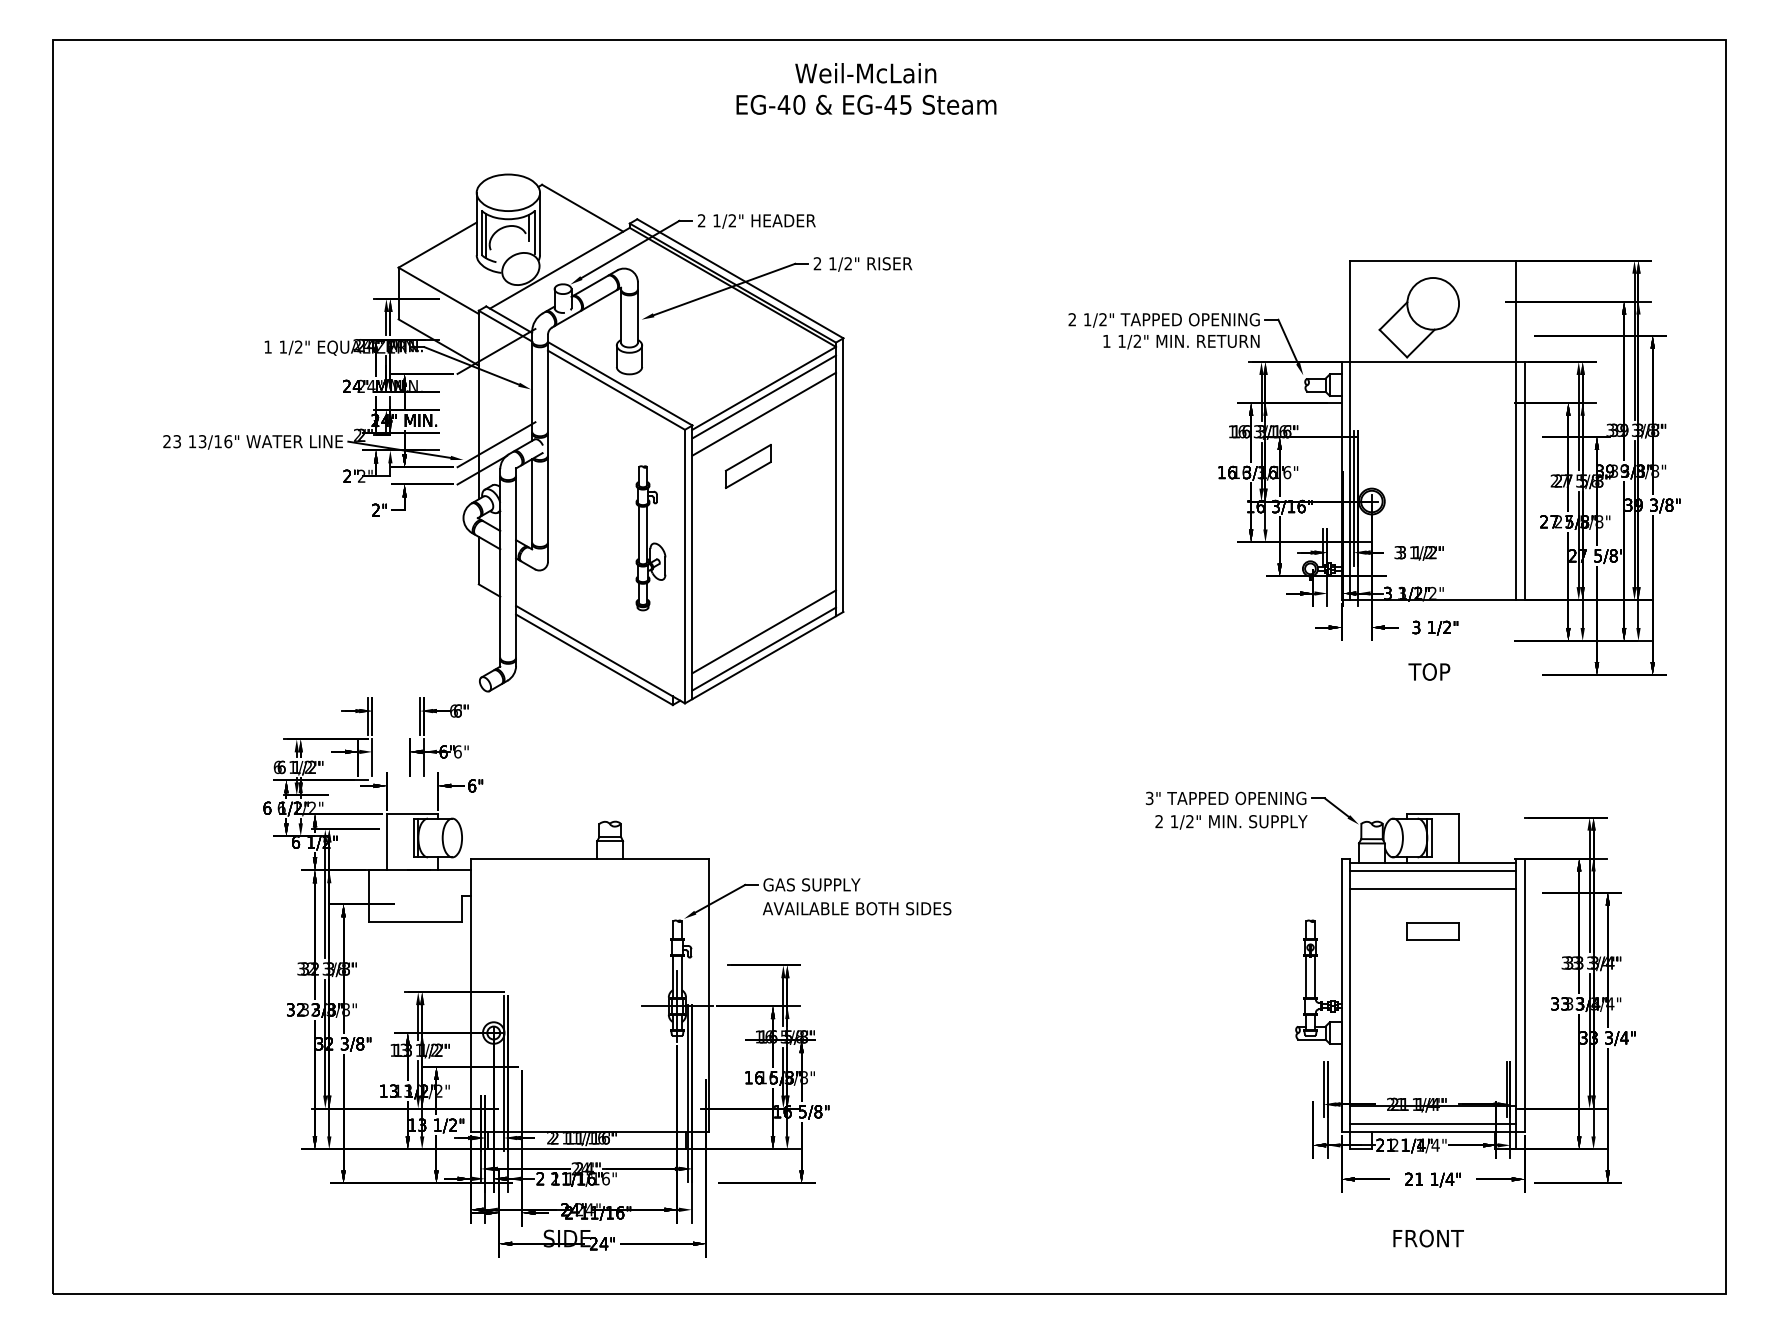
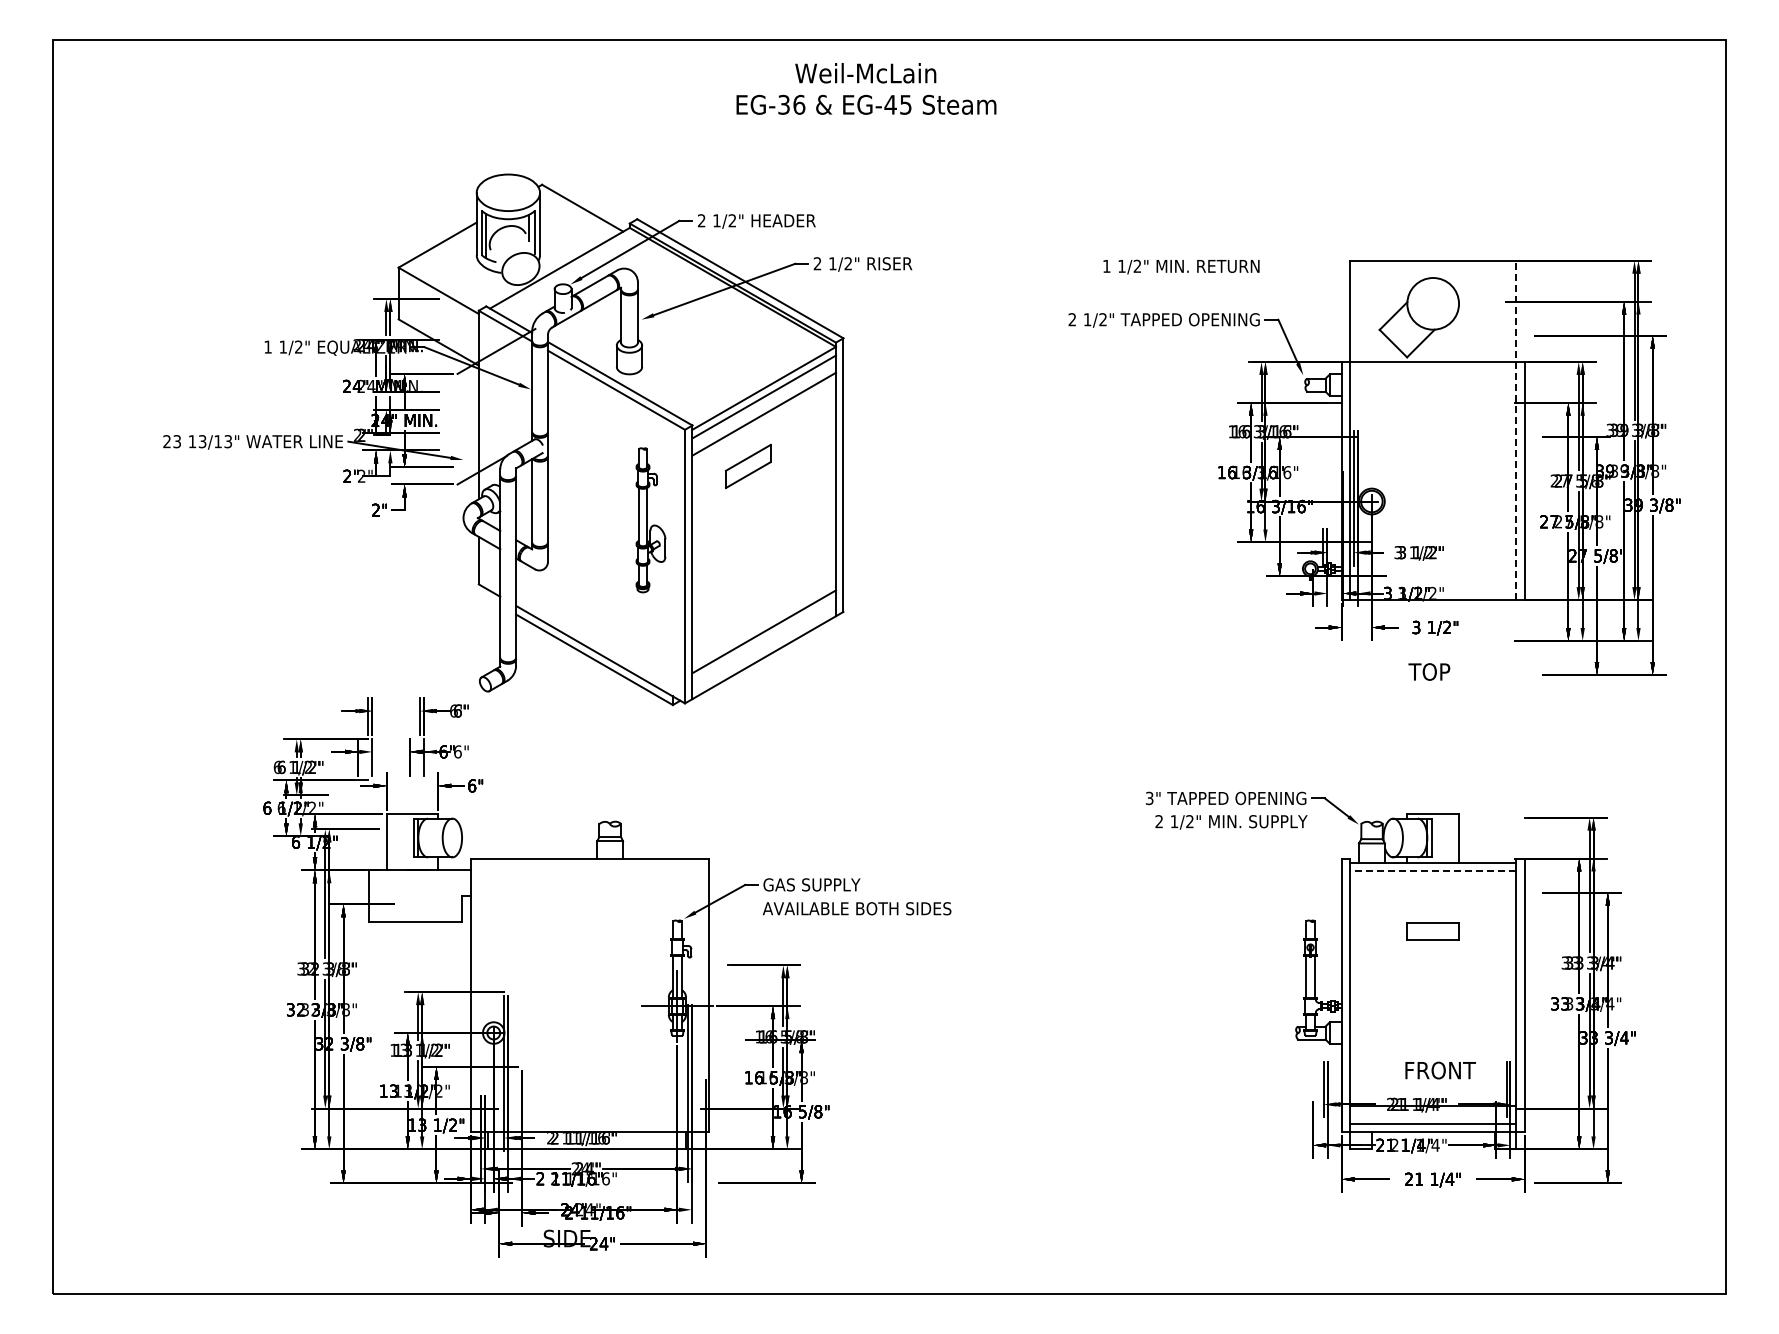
text: EG-40 -> EG-36 (791, 104)
text position: (1181, 341) -> (1181, 266) (1181, 266)
line: solid -> dashed (1516, 430)
text: 13/16" -> 13/13" (228, 441)
line: present -> none (496, 444)
part position: (650, 538) -> (650, 520) (650, 520)
line: present -> none (763, 648)
line: solid -> dashed (1433, 871)
line: present -> none (1433, 888)
text position: (1428, 1238) -> (1440, 1070) (1440, 1070)
